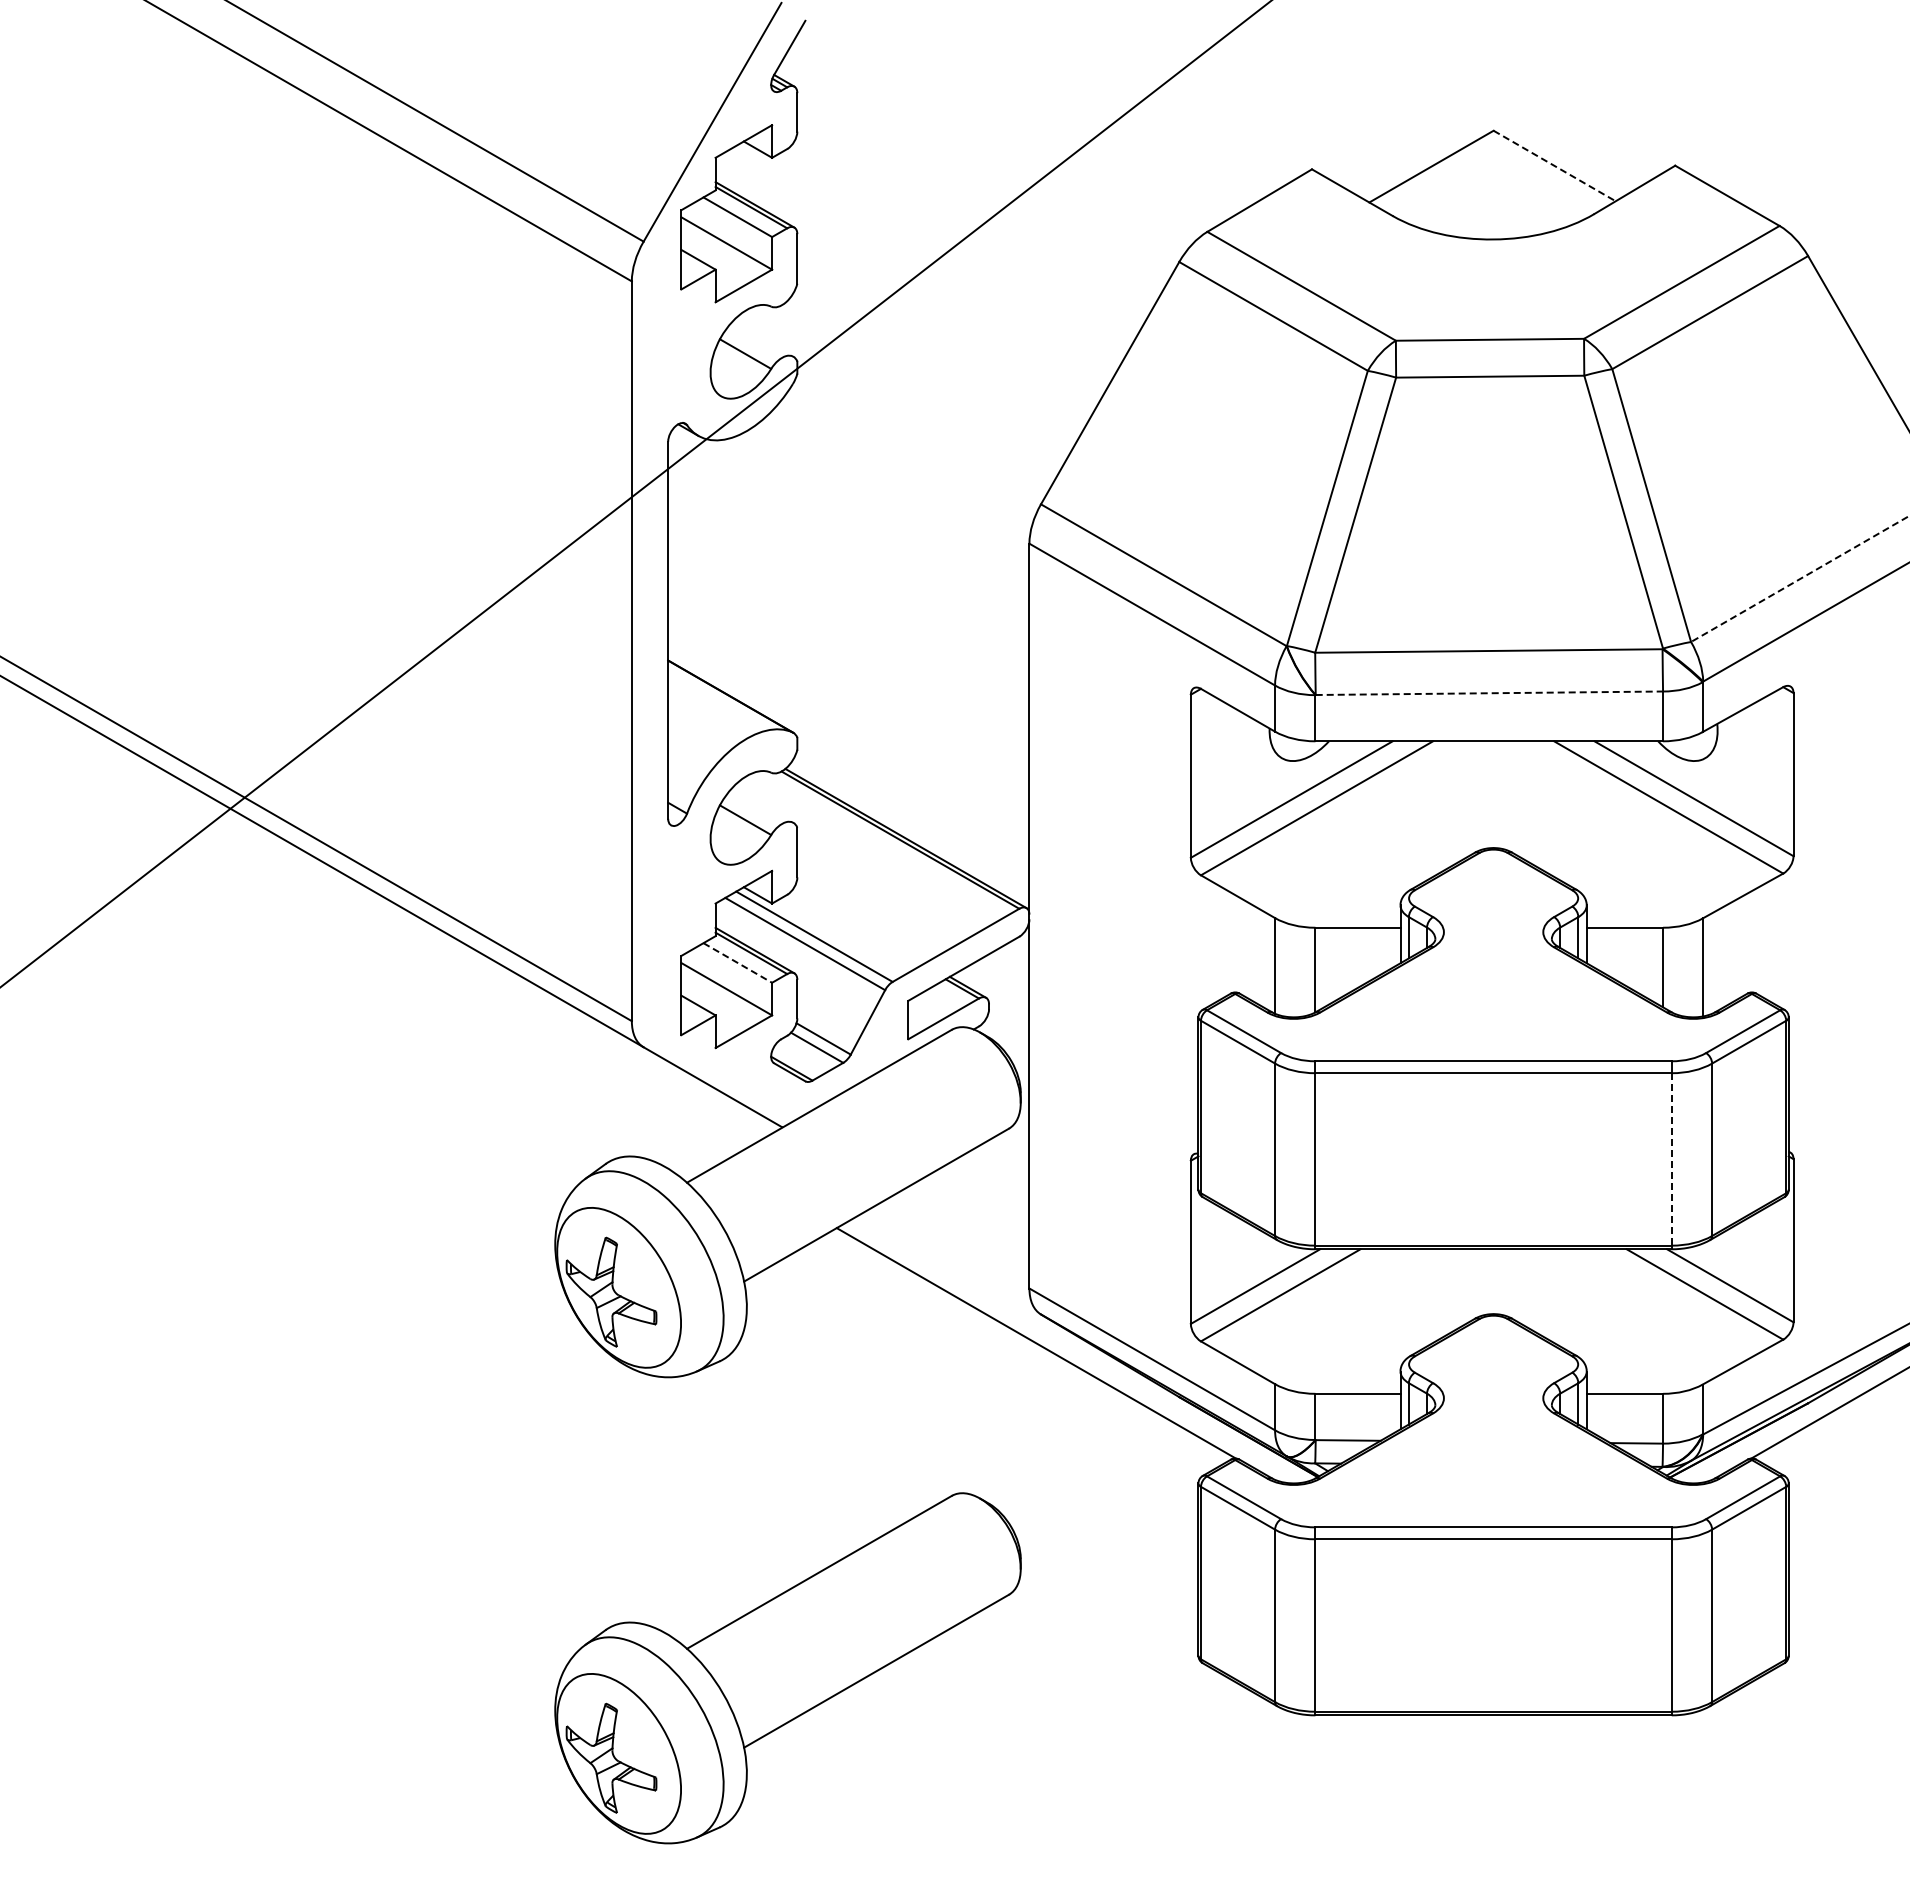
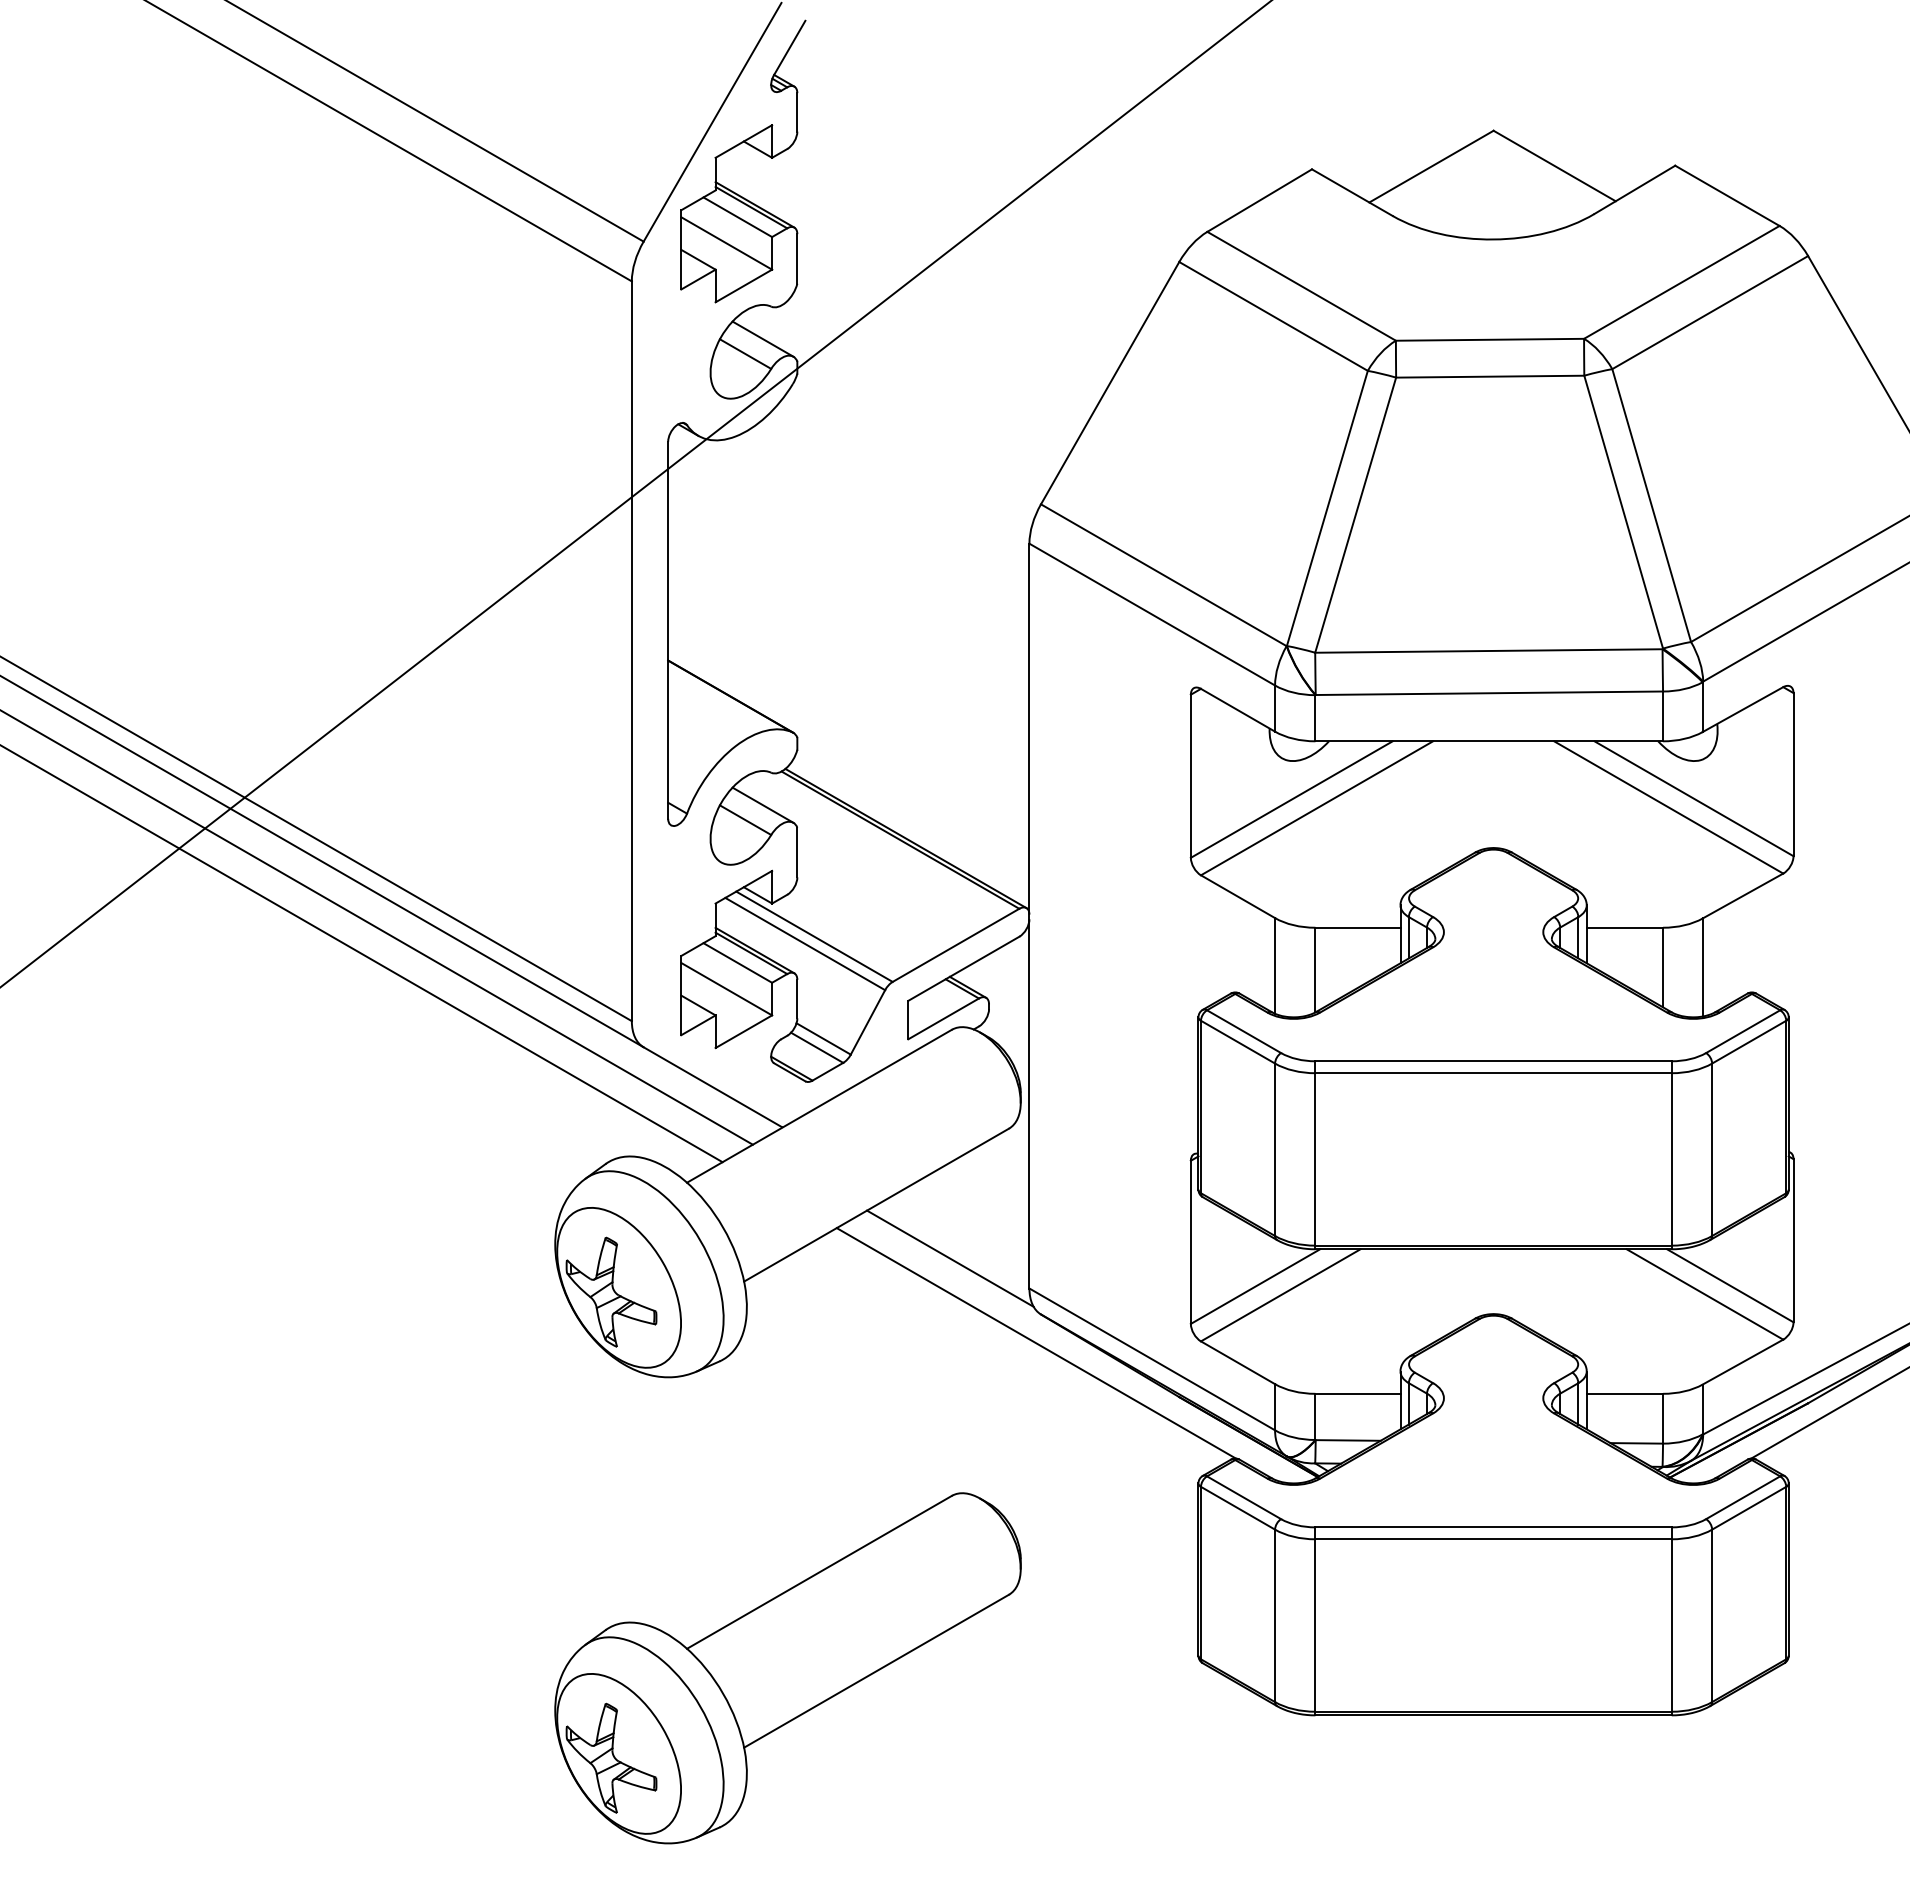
line: dashed -> solid (1554, 166)
line: none -> present (762, 338)
line: dashed -> solid (1799, 579)
line: dashed -> solid (1489, 693)
line: none -> present (762, 804)
line: none -> present (377, 927)
line: none -> present (362, 954)
line: dashed -> solid (737, 962)
line: dashed -> solid (1671, 1159)
line: none -> present (950, 1258)
